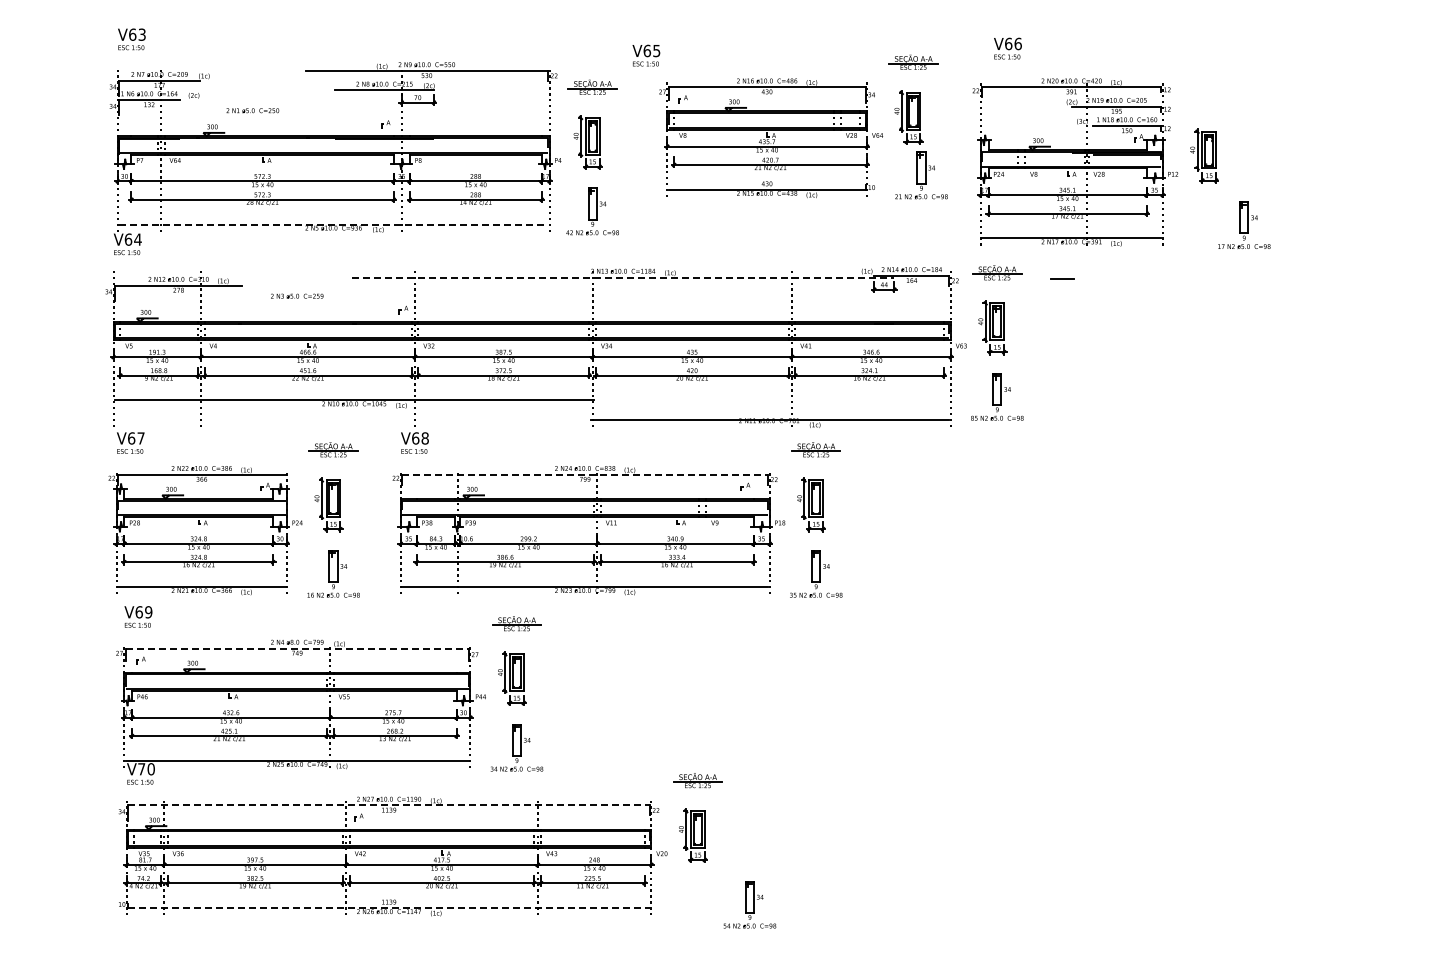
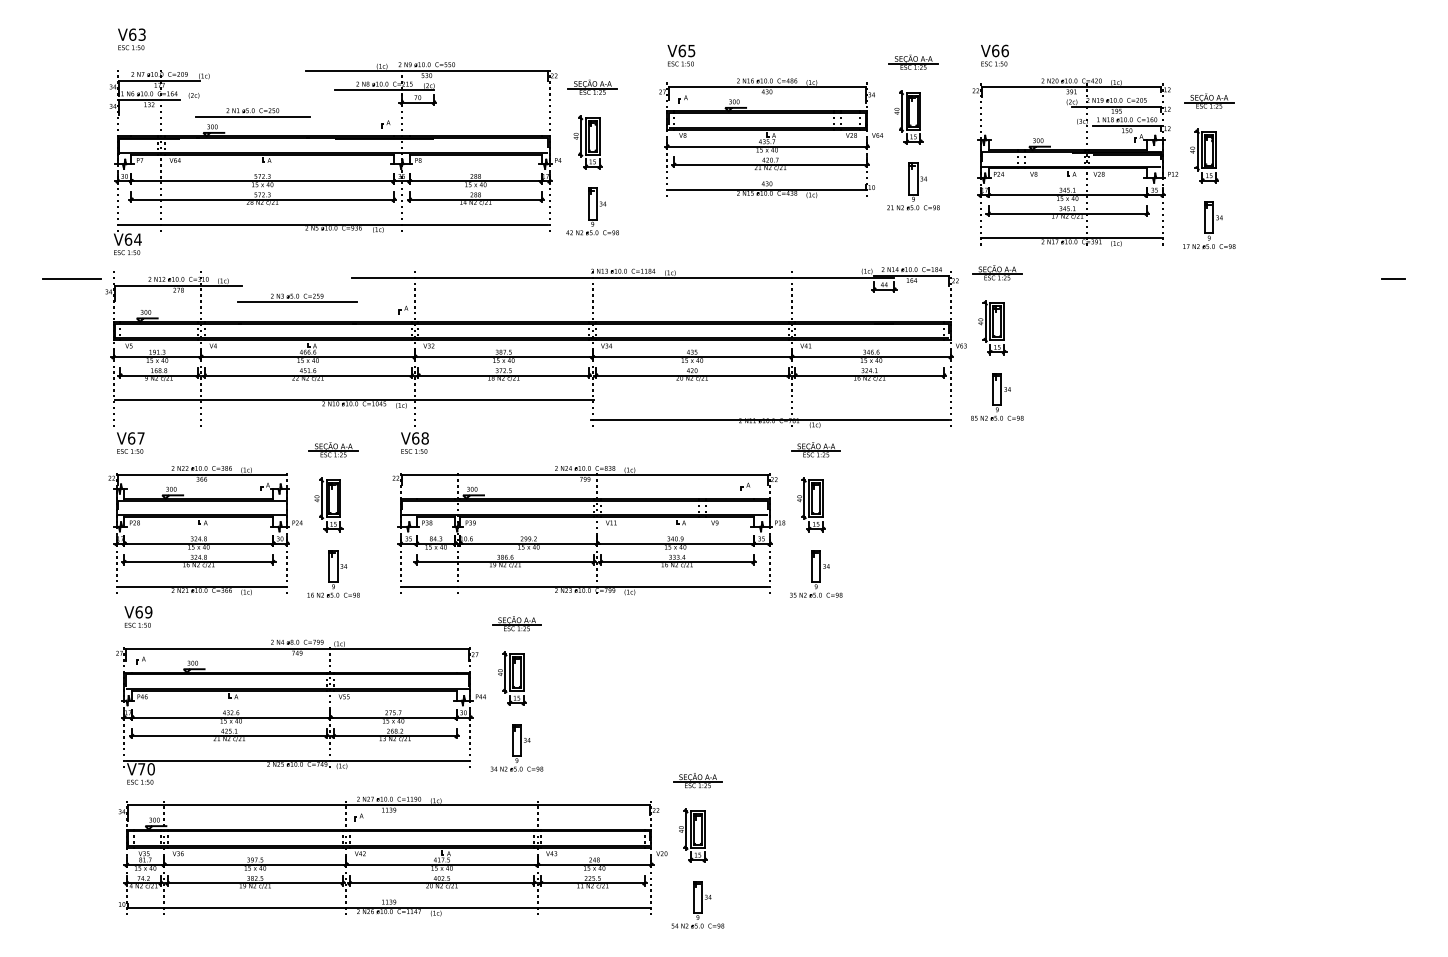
text position: (1007, 48) -> (994, 55) (994, 55)
text position: (646, 55) -> (681, 55) (681, 55)
part: none -> present (1209, 100)
line: none -> present (252, 116)
part position: (921, 175) -> (913, 186) (913, 186)
line: dashed -> solid (333, 224)
part position: (1244, 224) -> (1209, 224) (1209, 224)
line: dashed -> solid (623, 277)
line: none -> present (71, 278)
line position: (1062, 278) -> (1393, 278) (1393, 278)
line: none -> present (296, 302)
line: dashed -> solid (585, 474)
line: dashed -> solid (297, 648)
line: dashed -> solid (389, 805)
part position: (749, 904) -> (697, 904) (697, 904)
line: dashed -> solid (389, 908)
